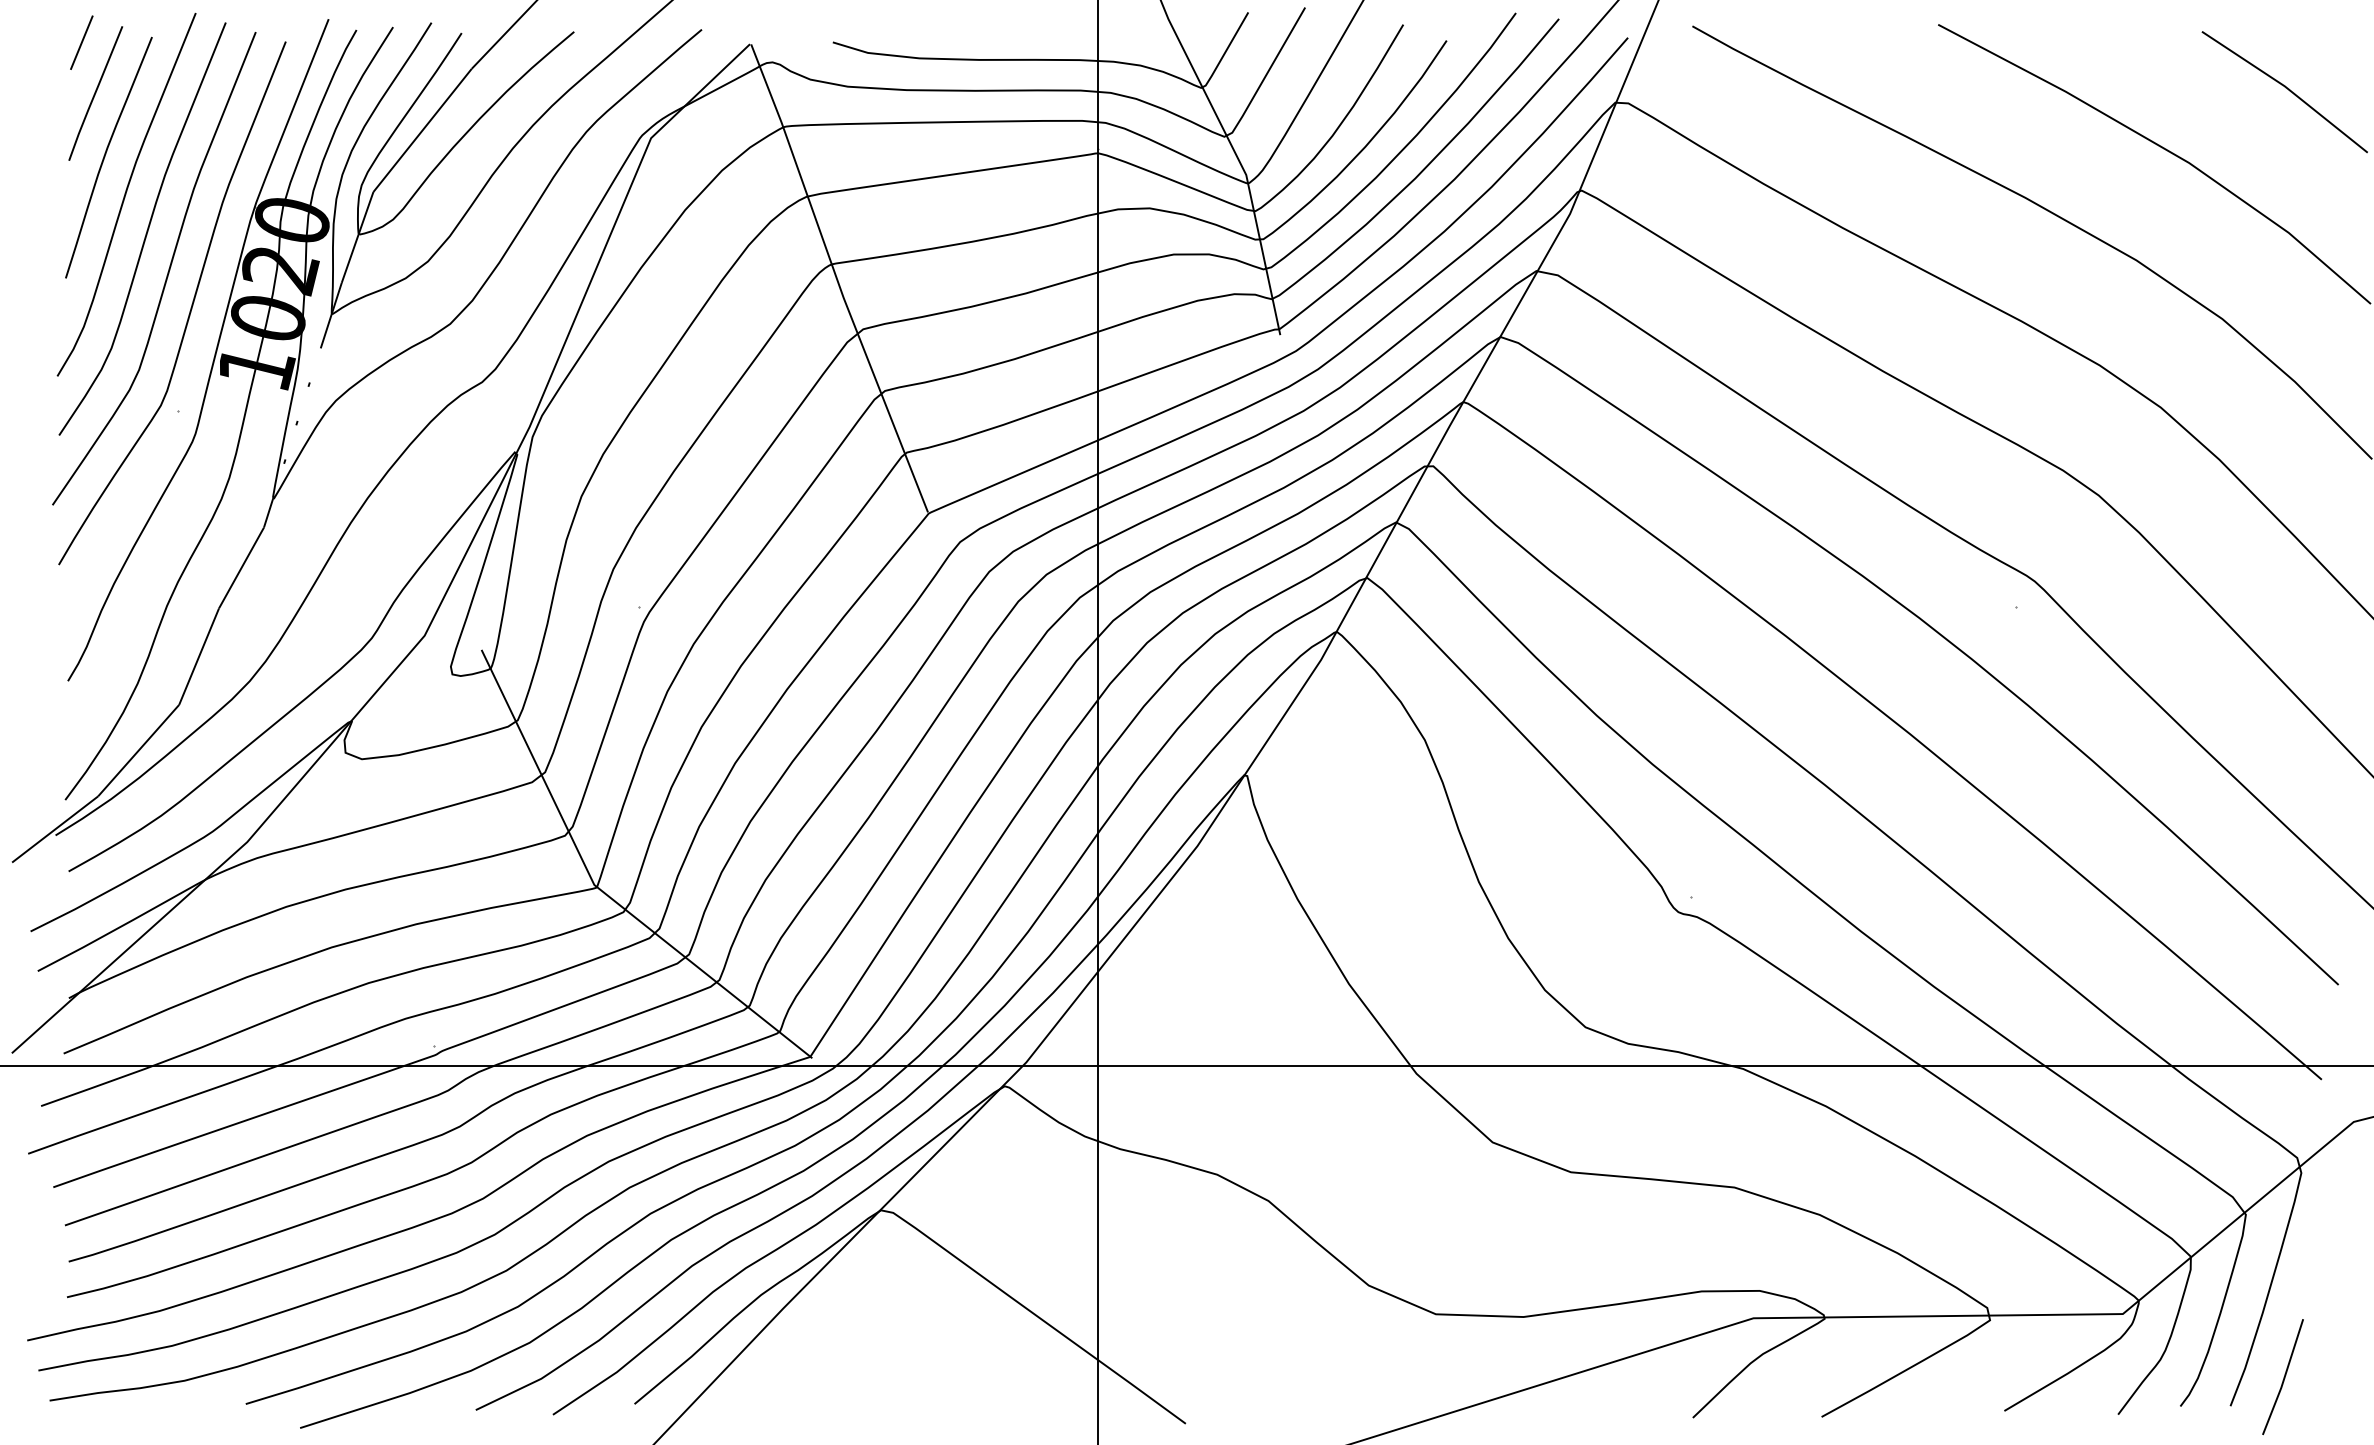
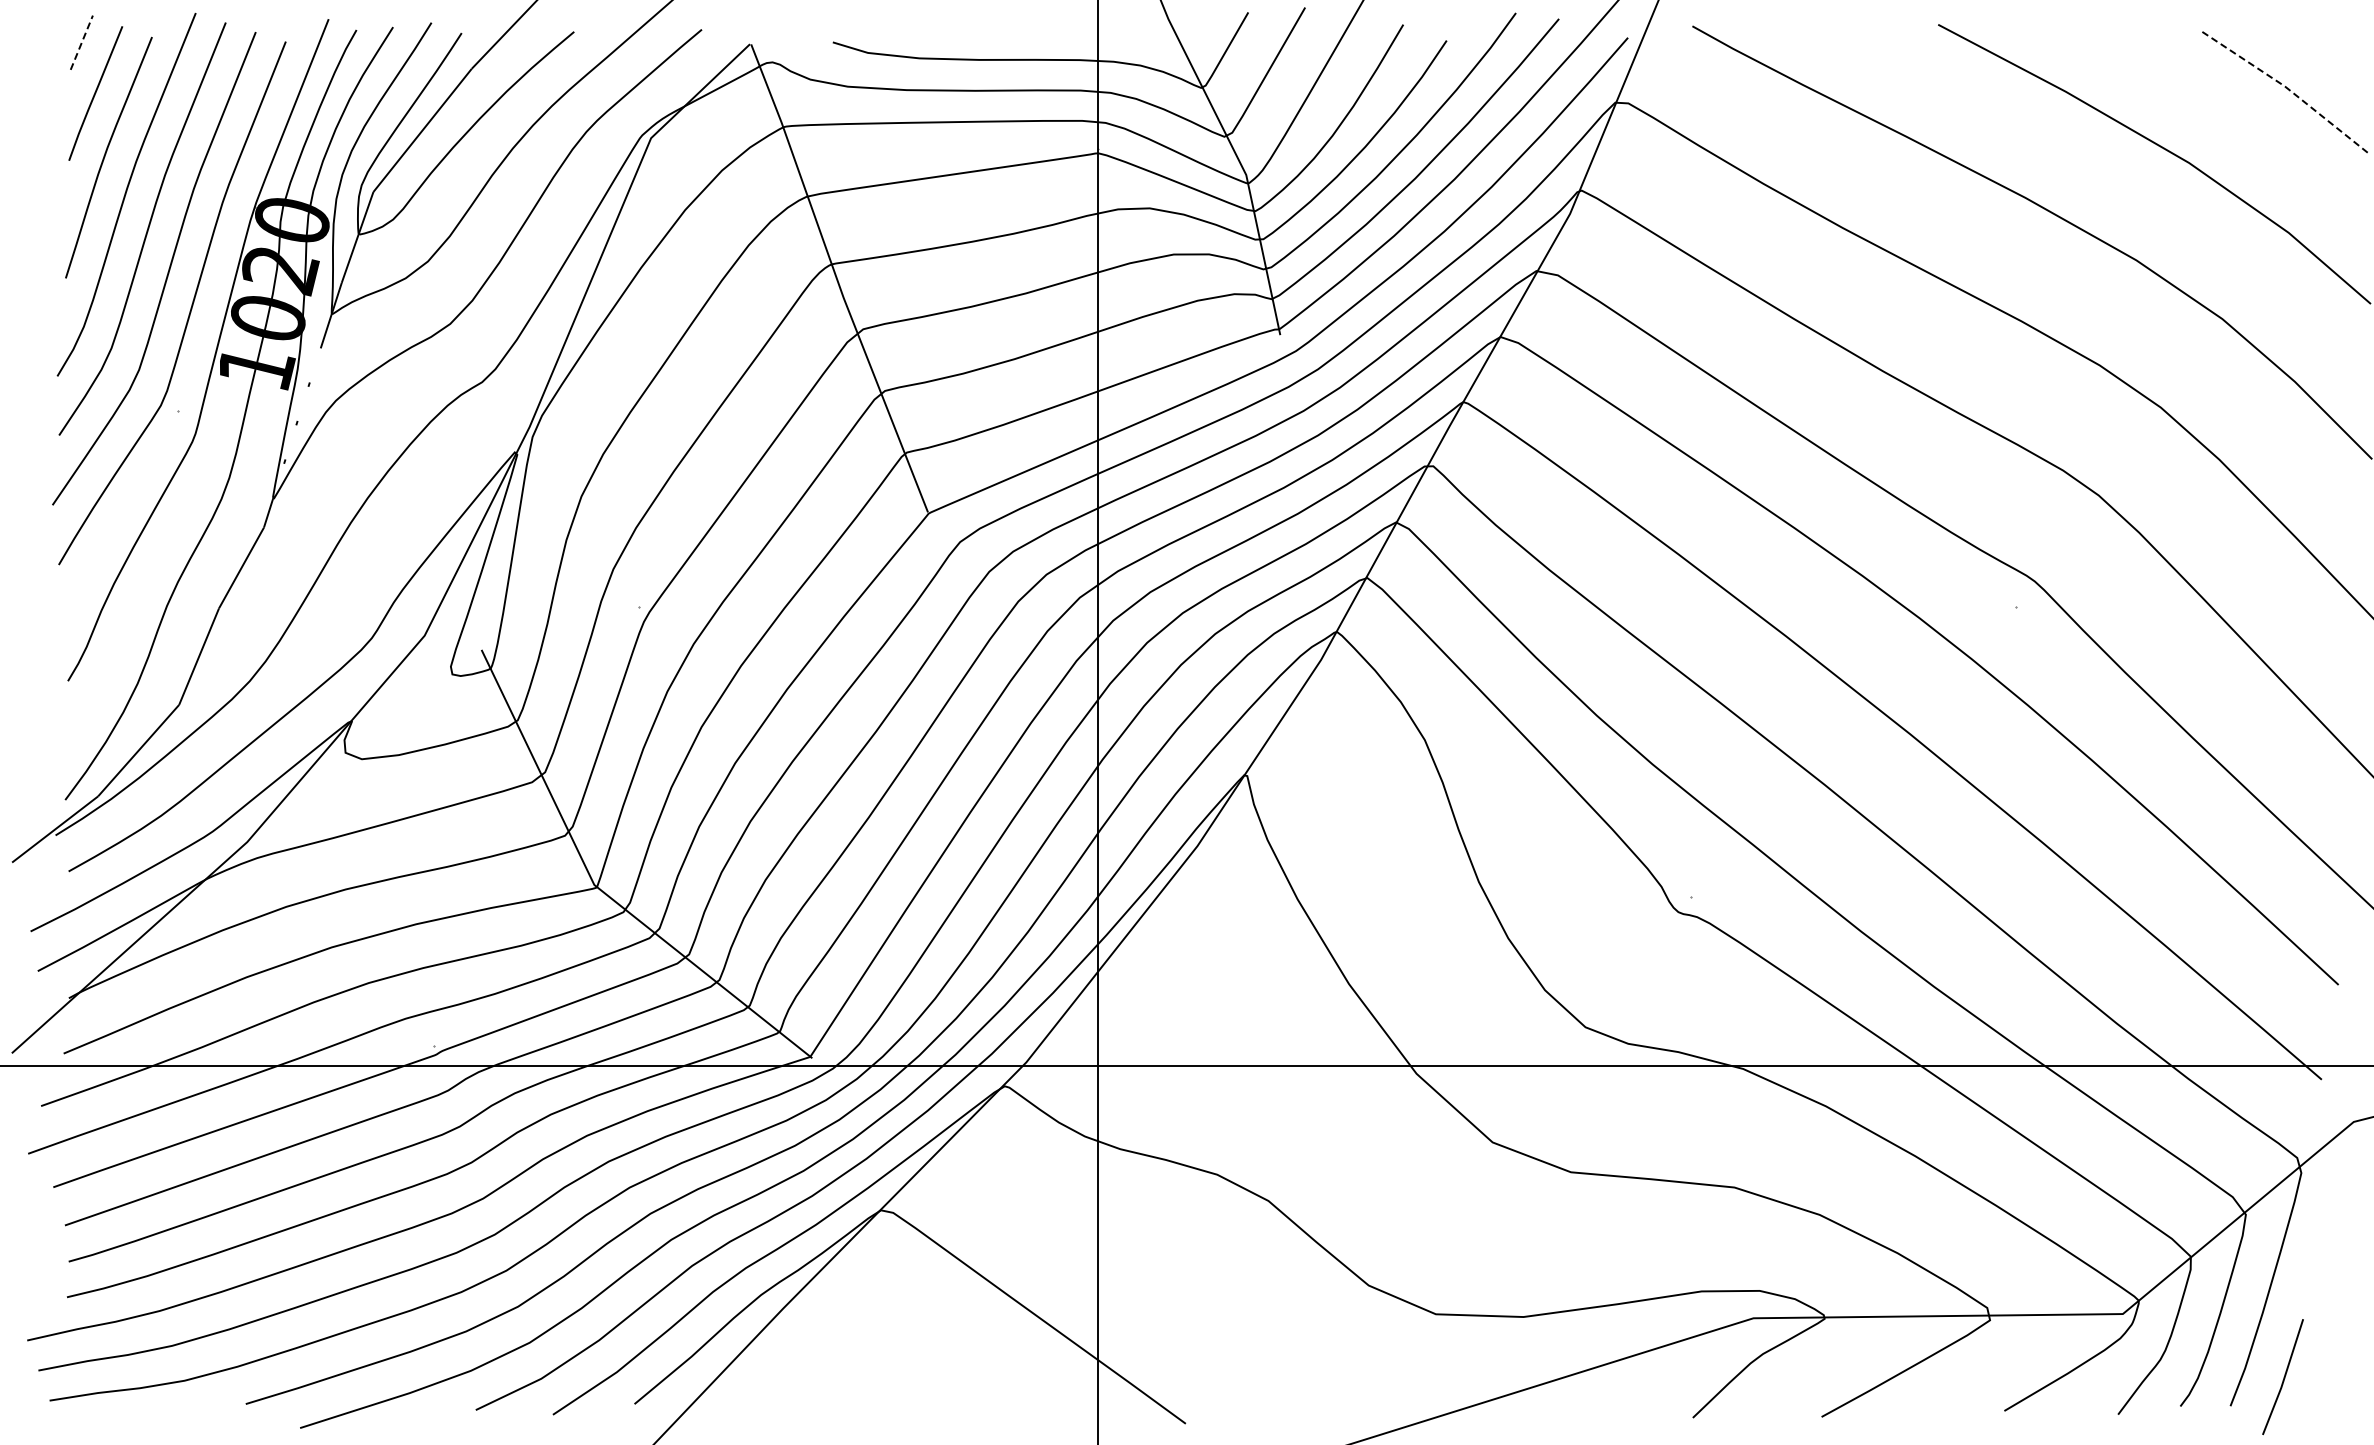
line: solid -> dashed (82, 42)
line: solid -> dashed (2287, 88)
